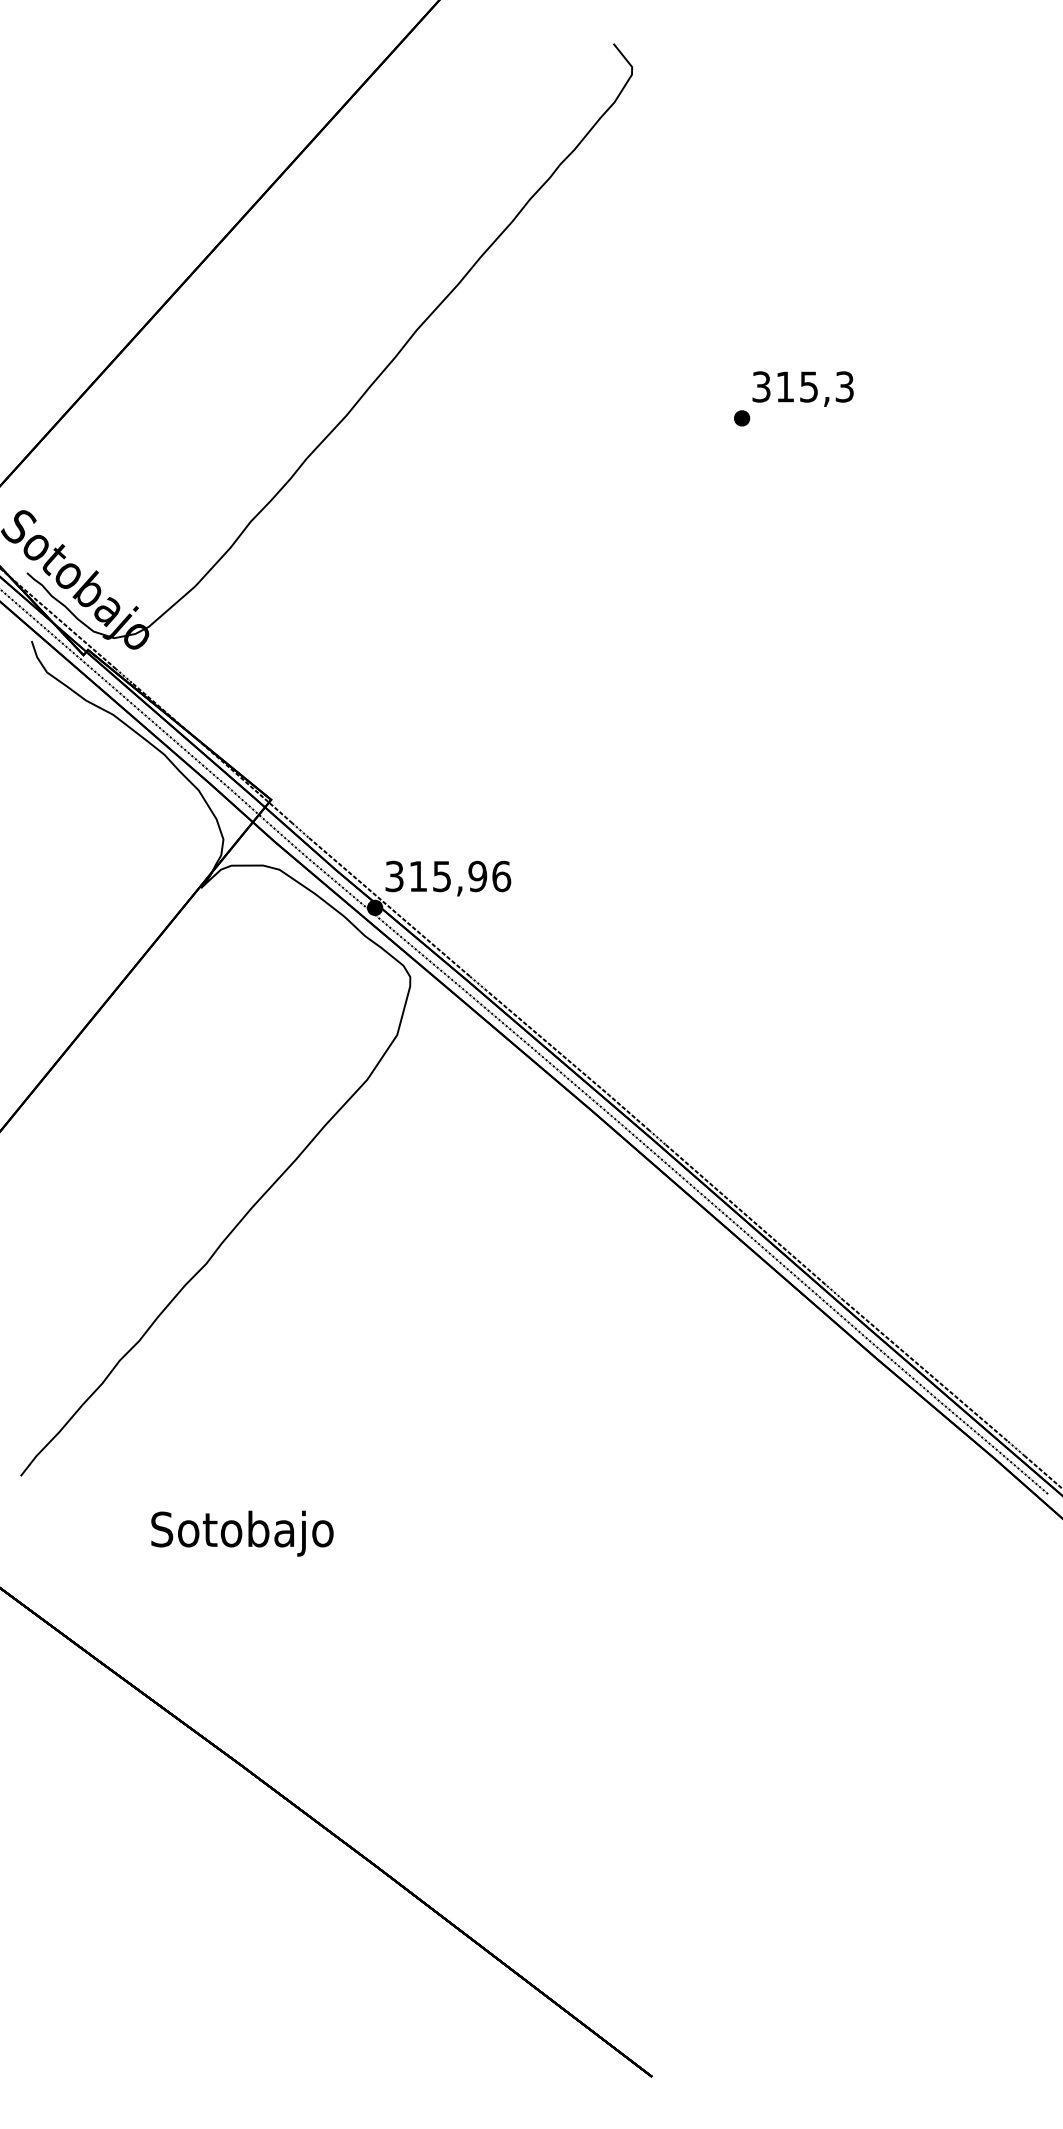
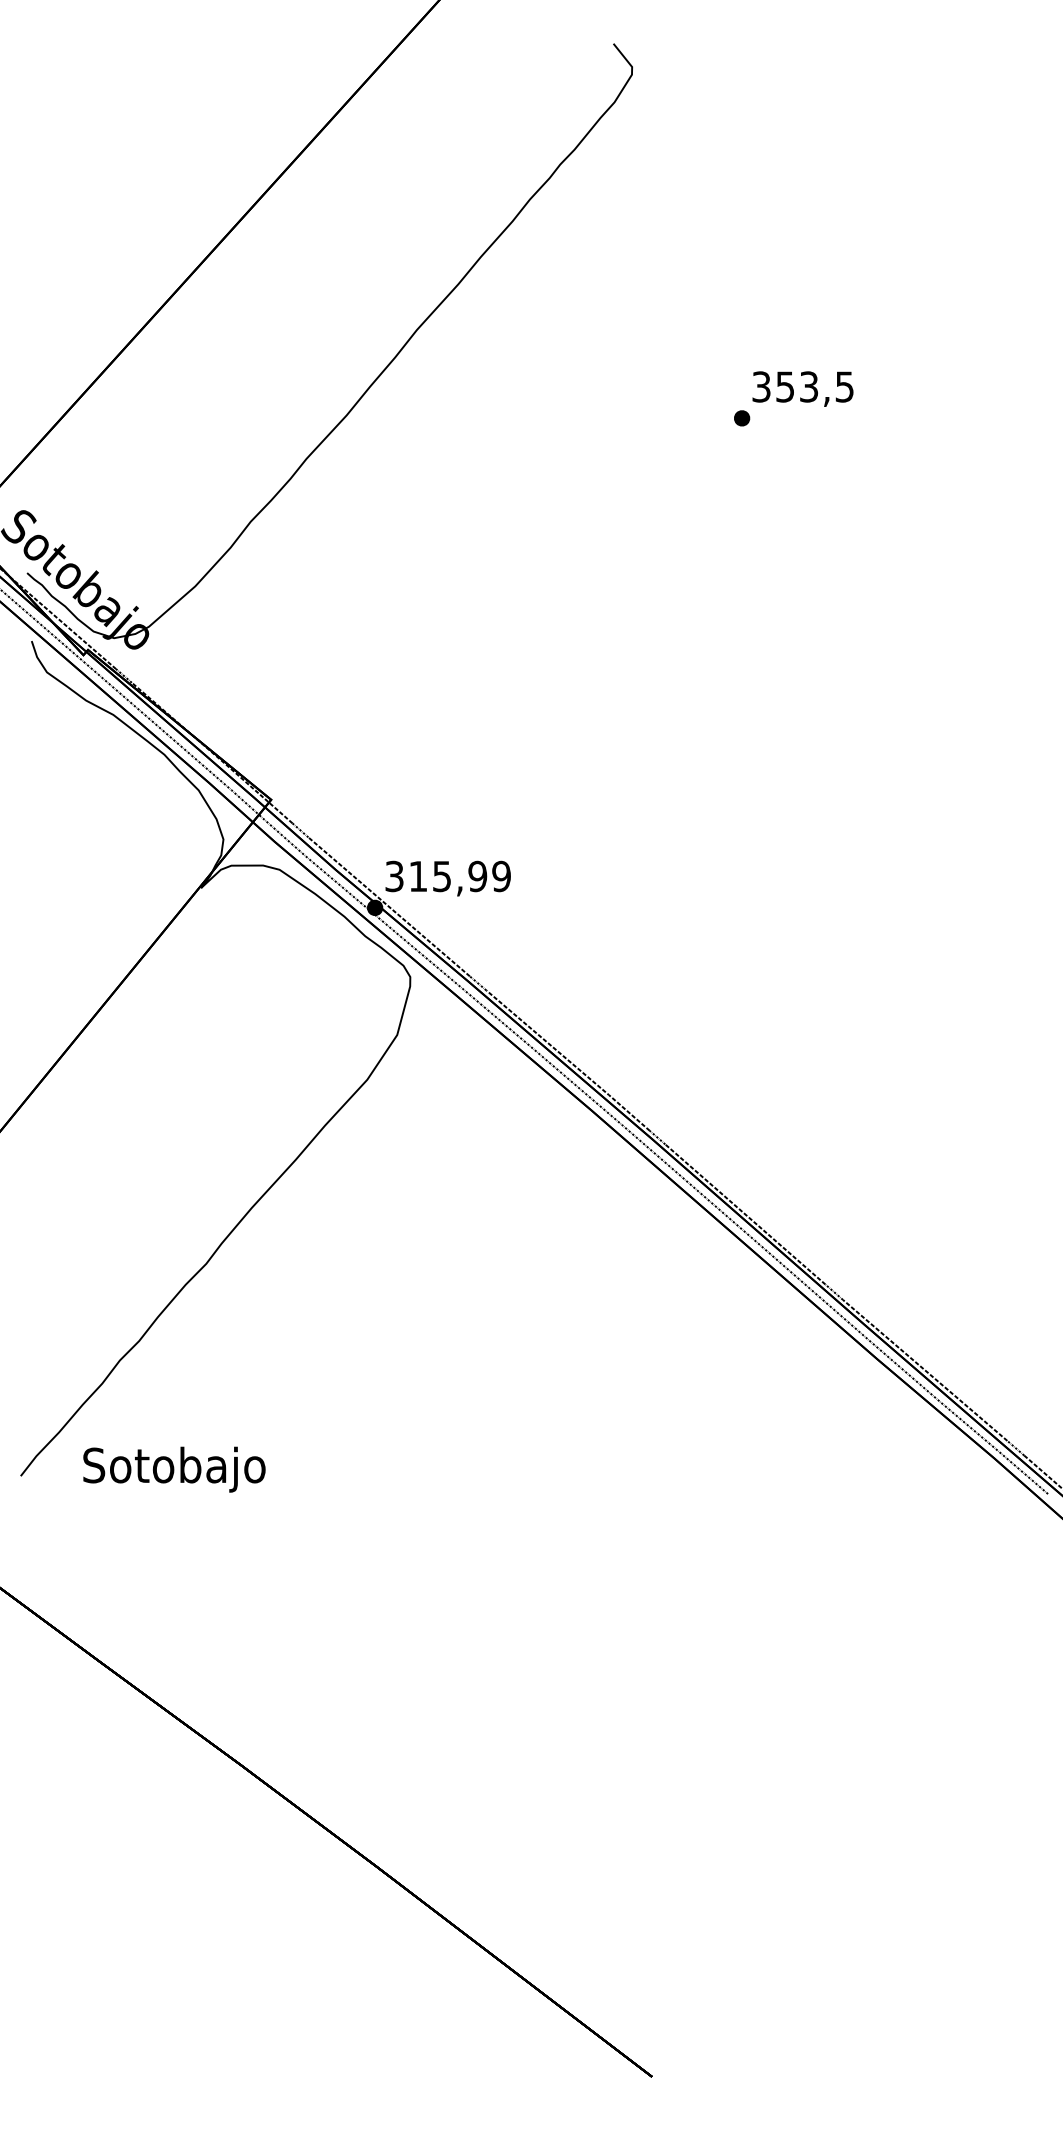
text: 315,3 -> 353,5 (814, 386)
text: 315,96 -> 315,99 (501, 876)
text position: (242, 1533) -> (174, 1469) (174, 1469)
